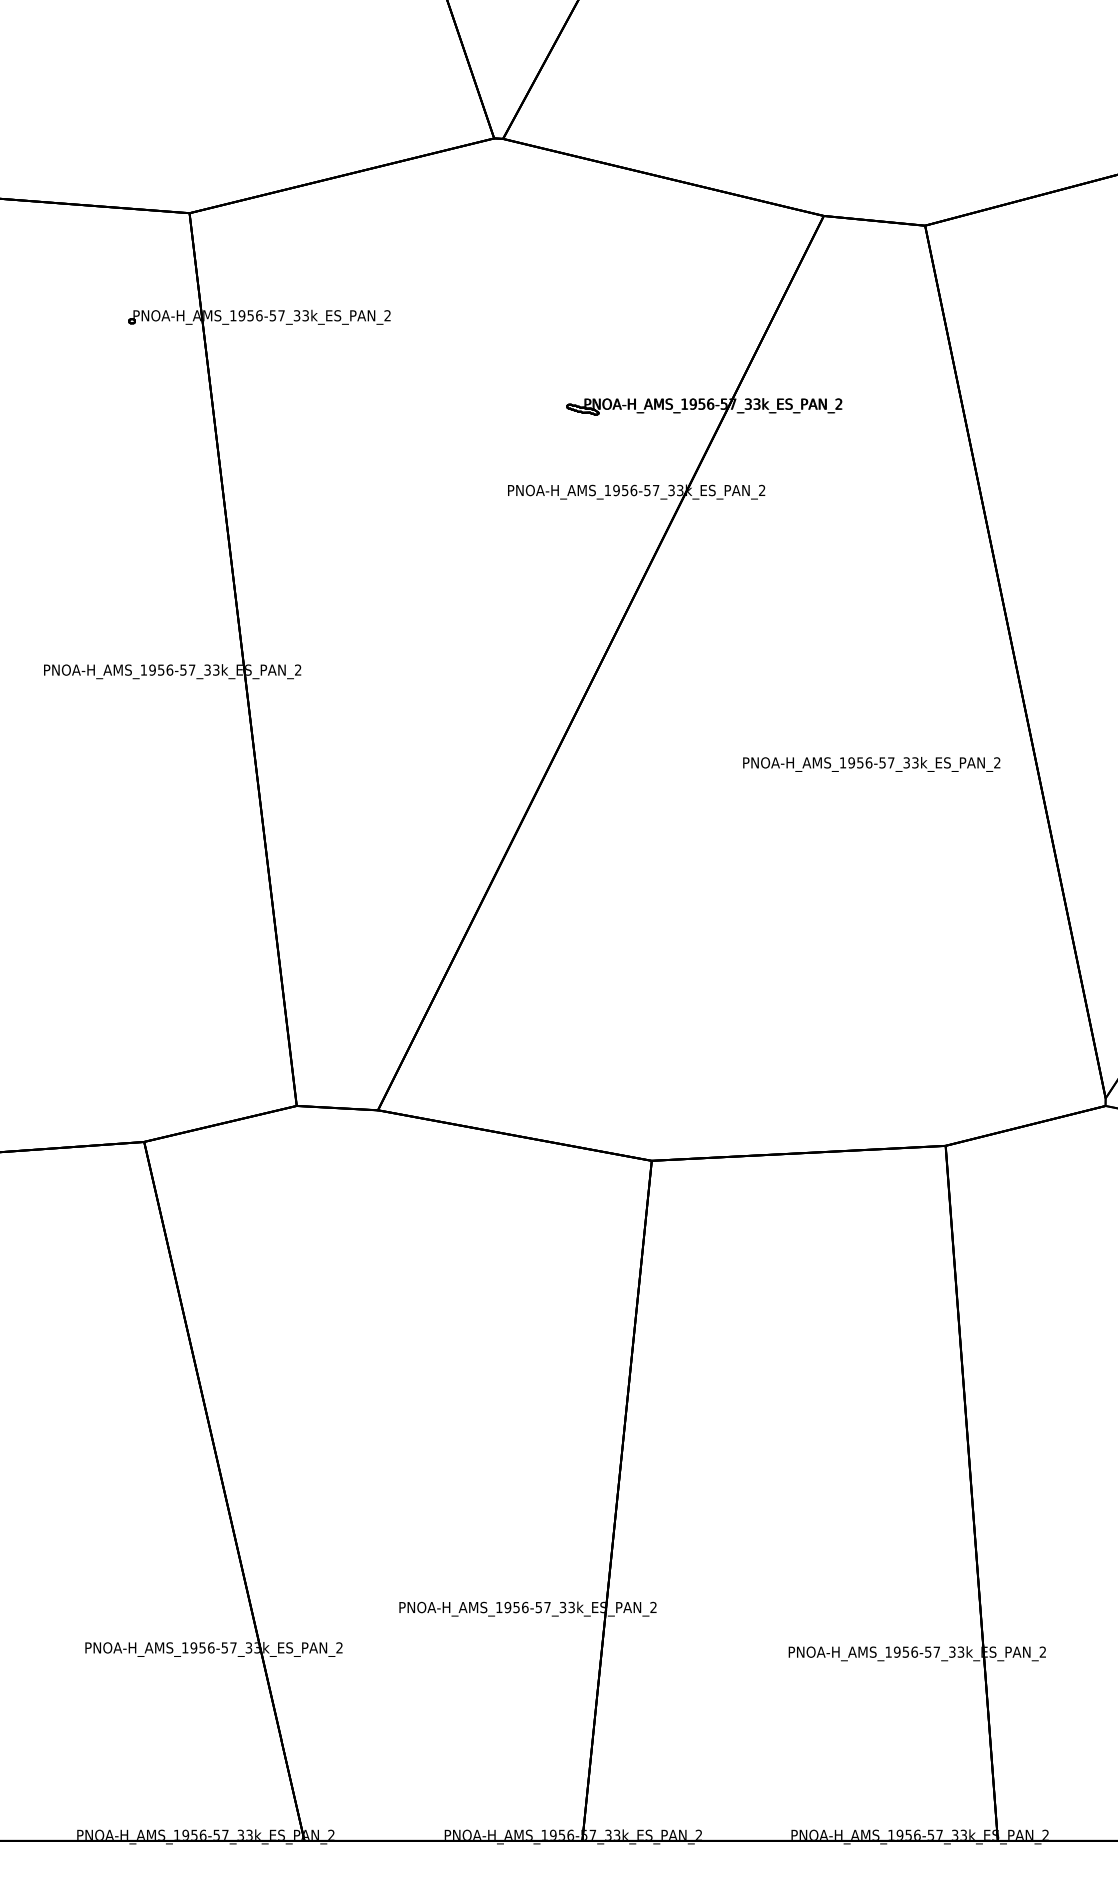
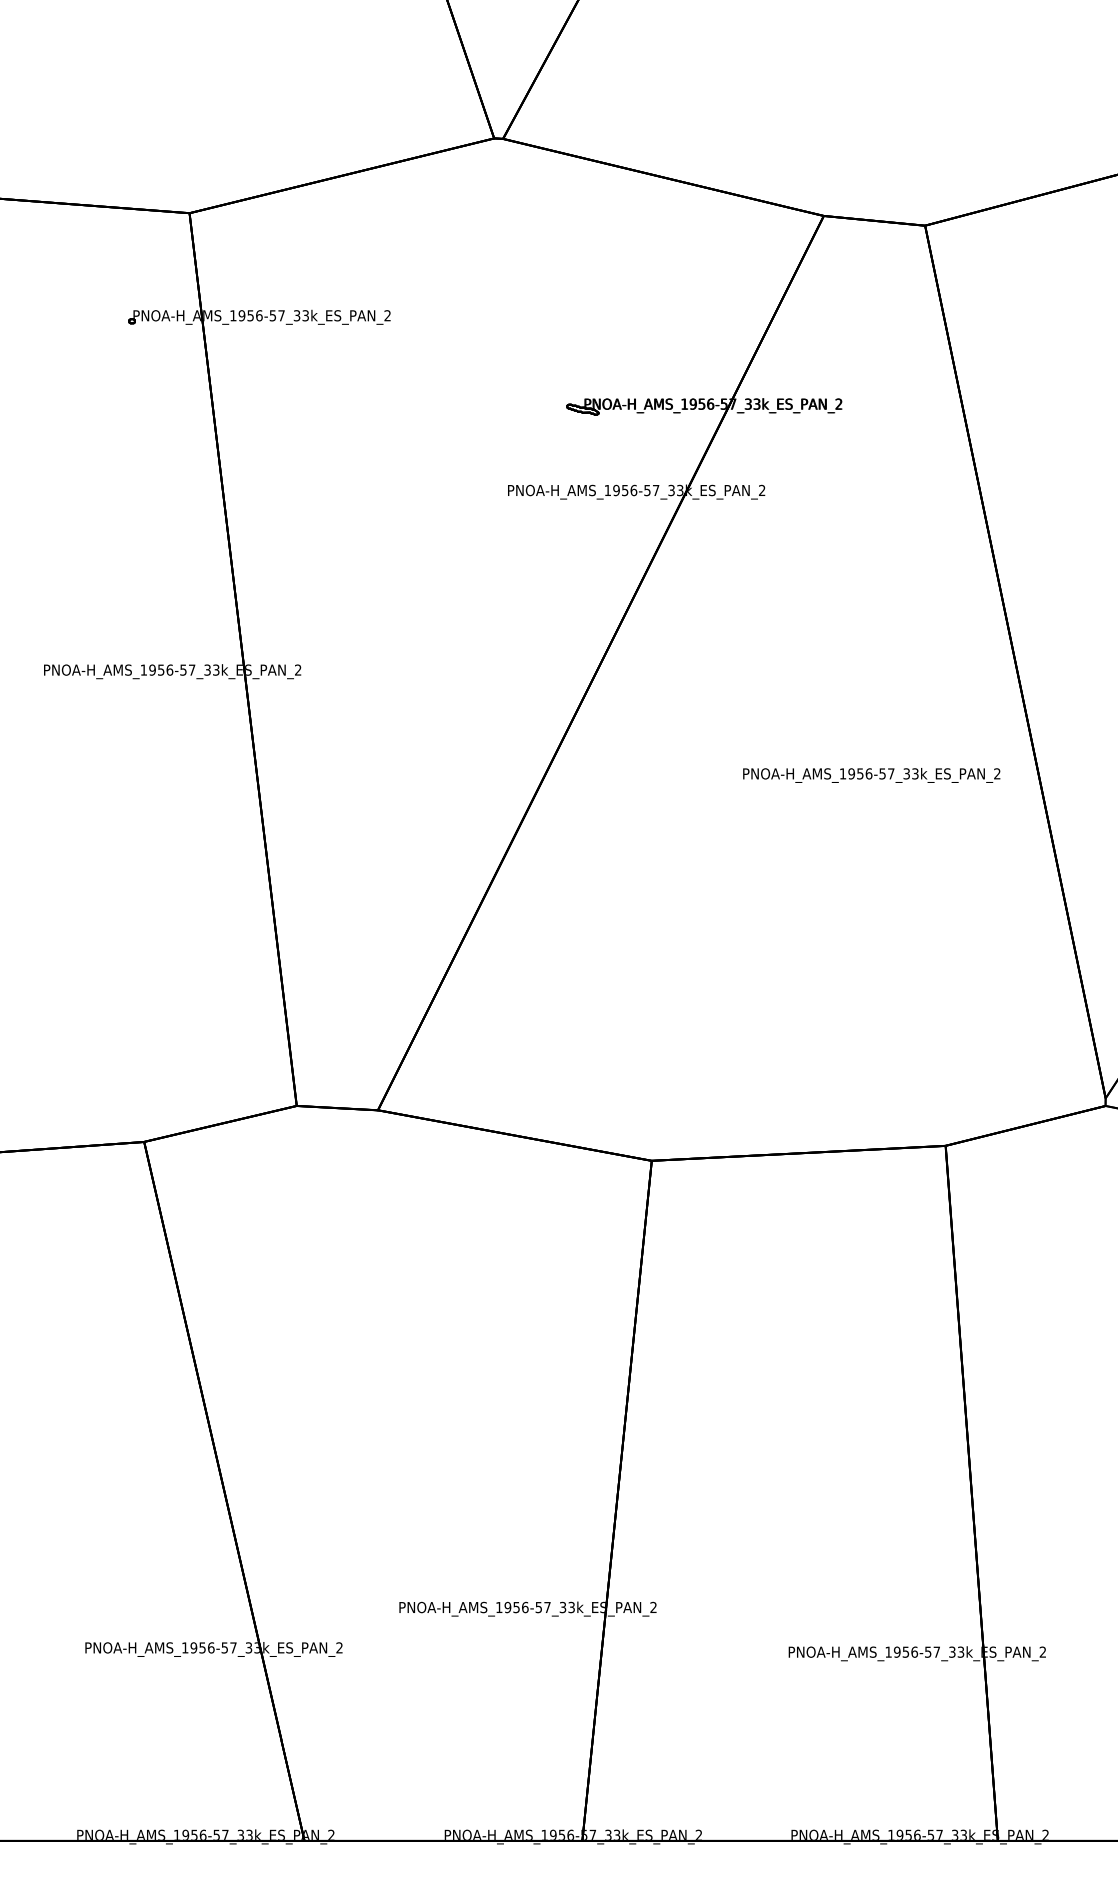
text position: (871, 764) -> (871, 775) (871, 775)
